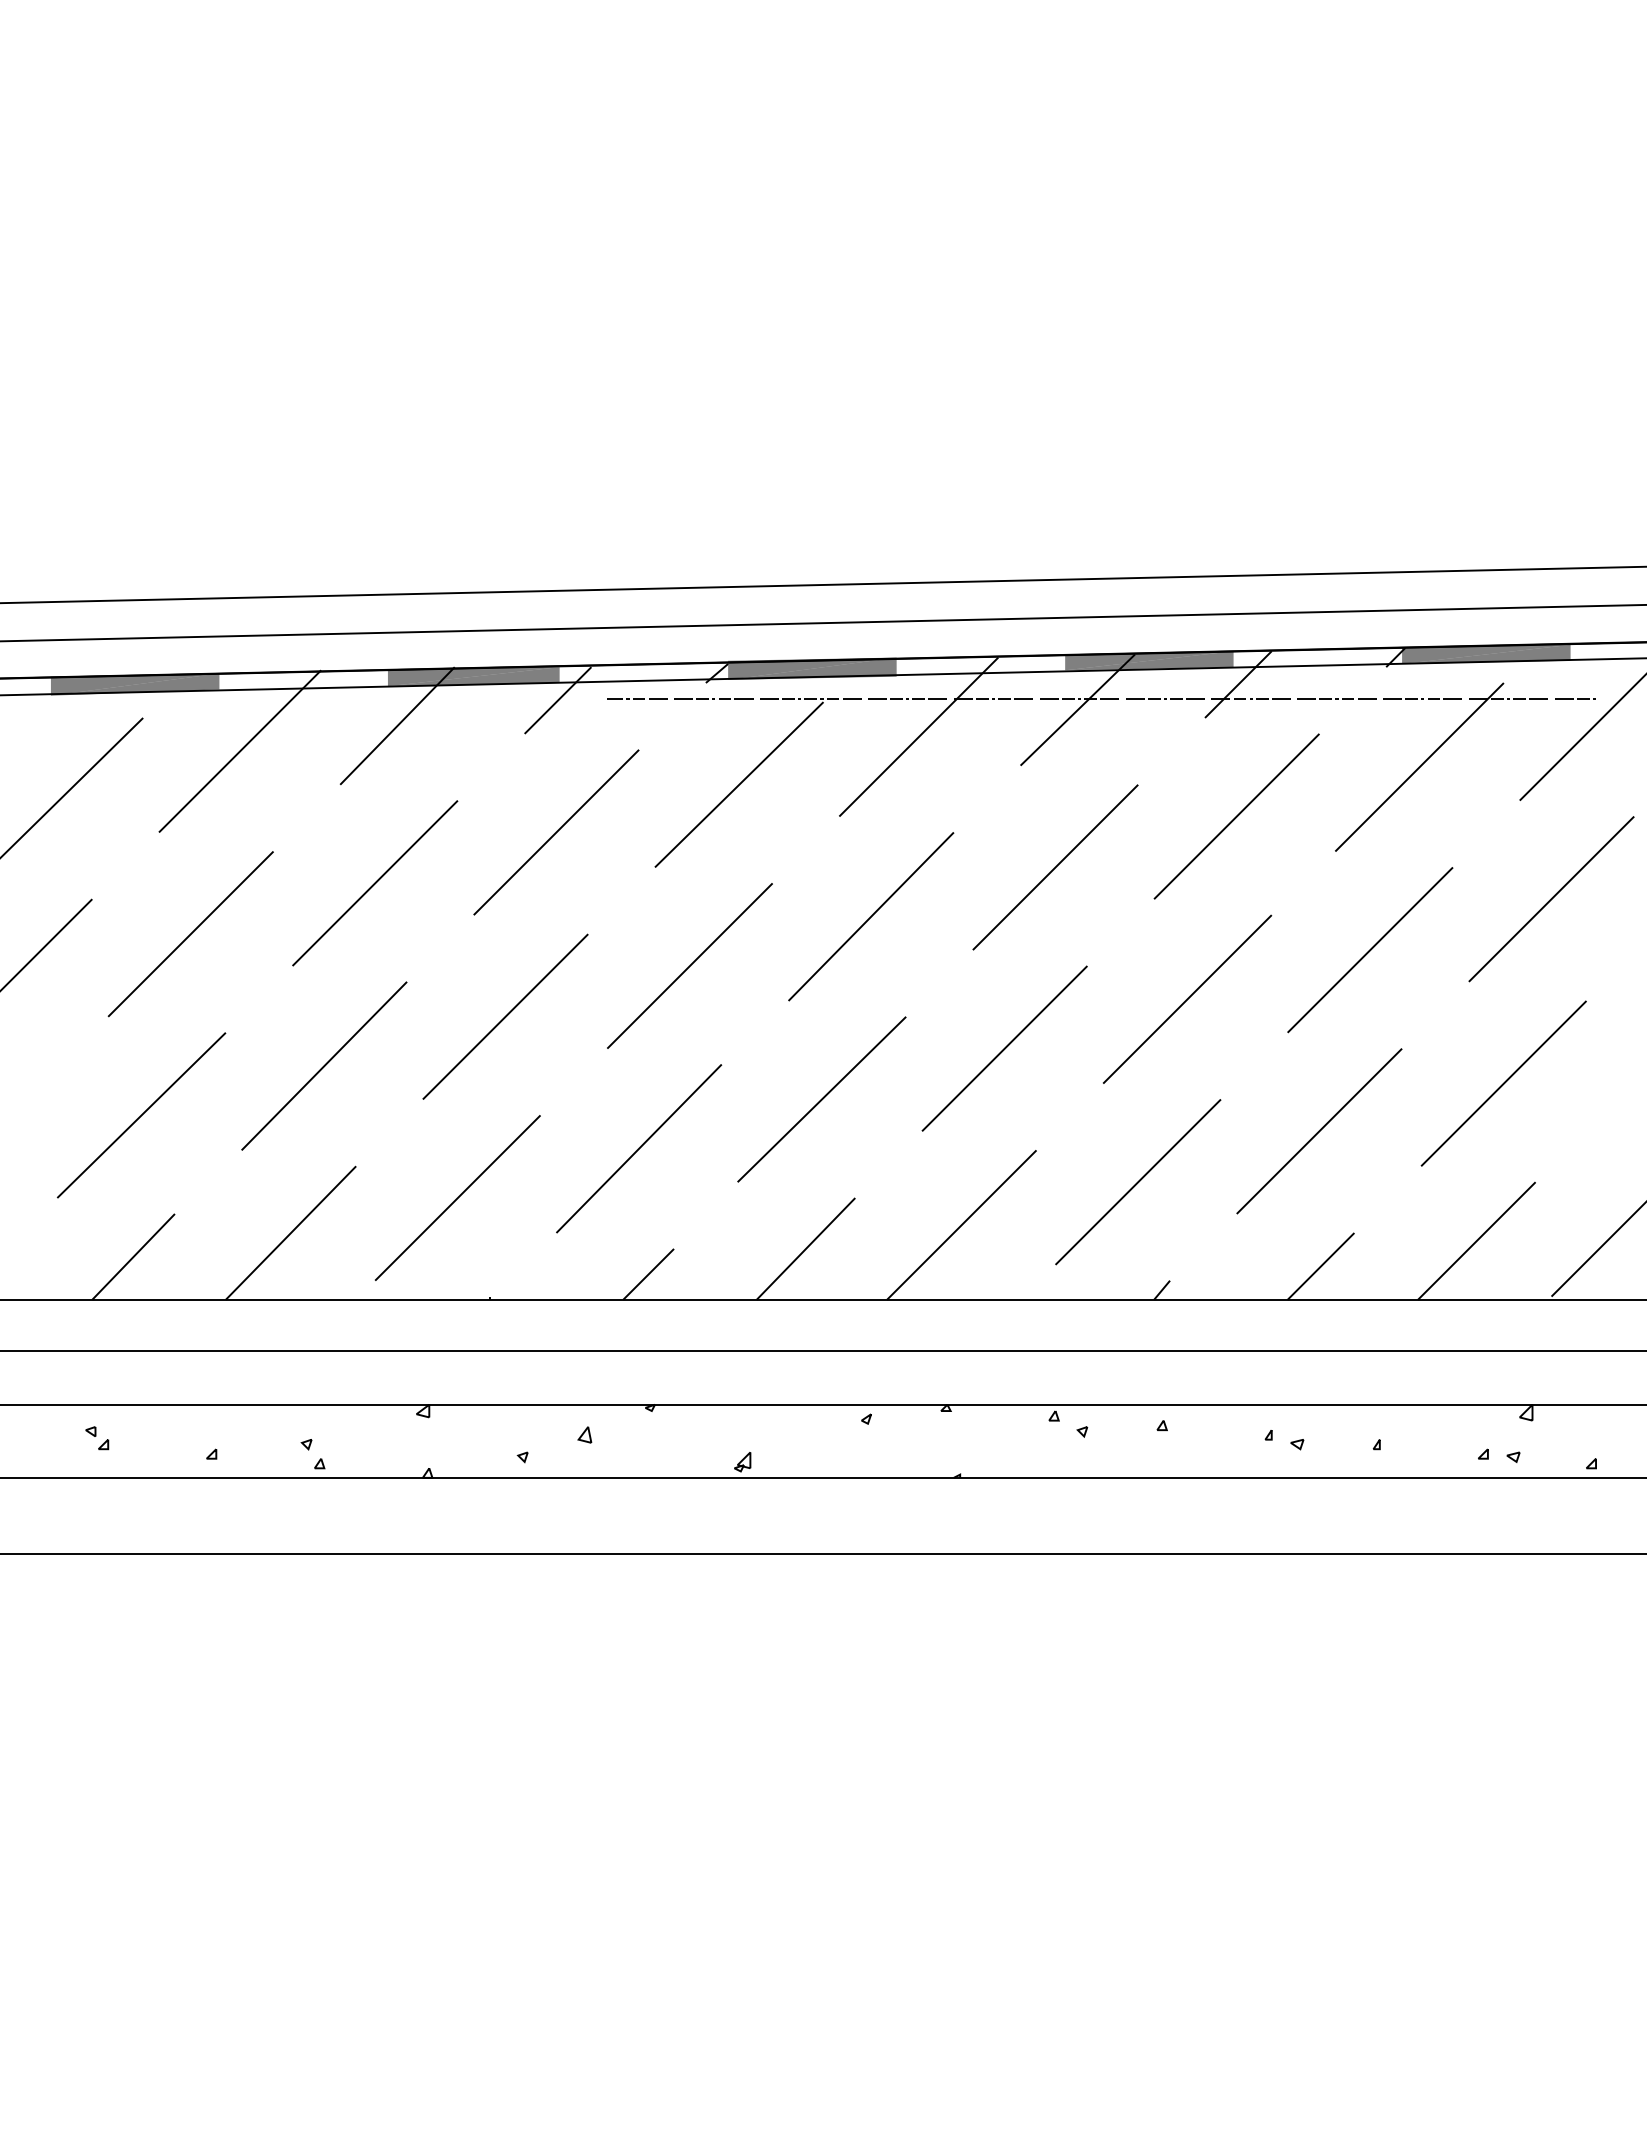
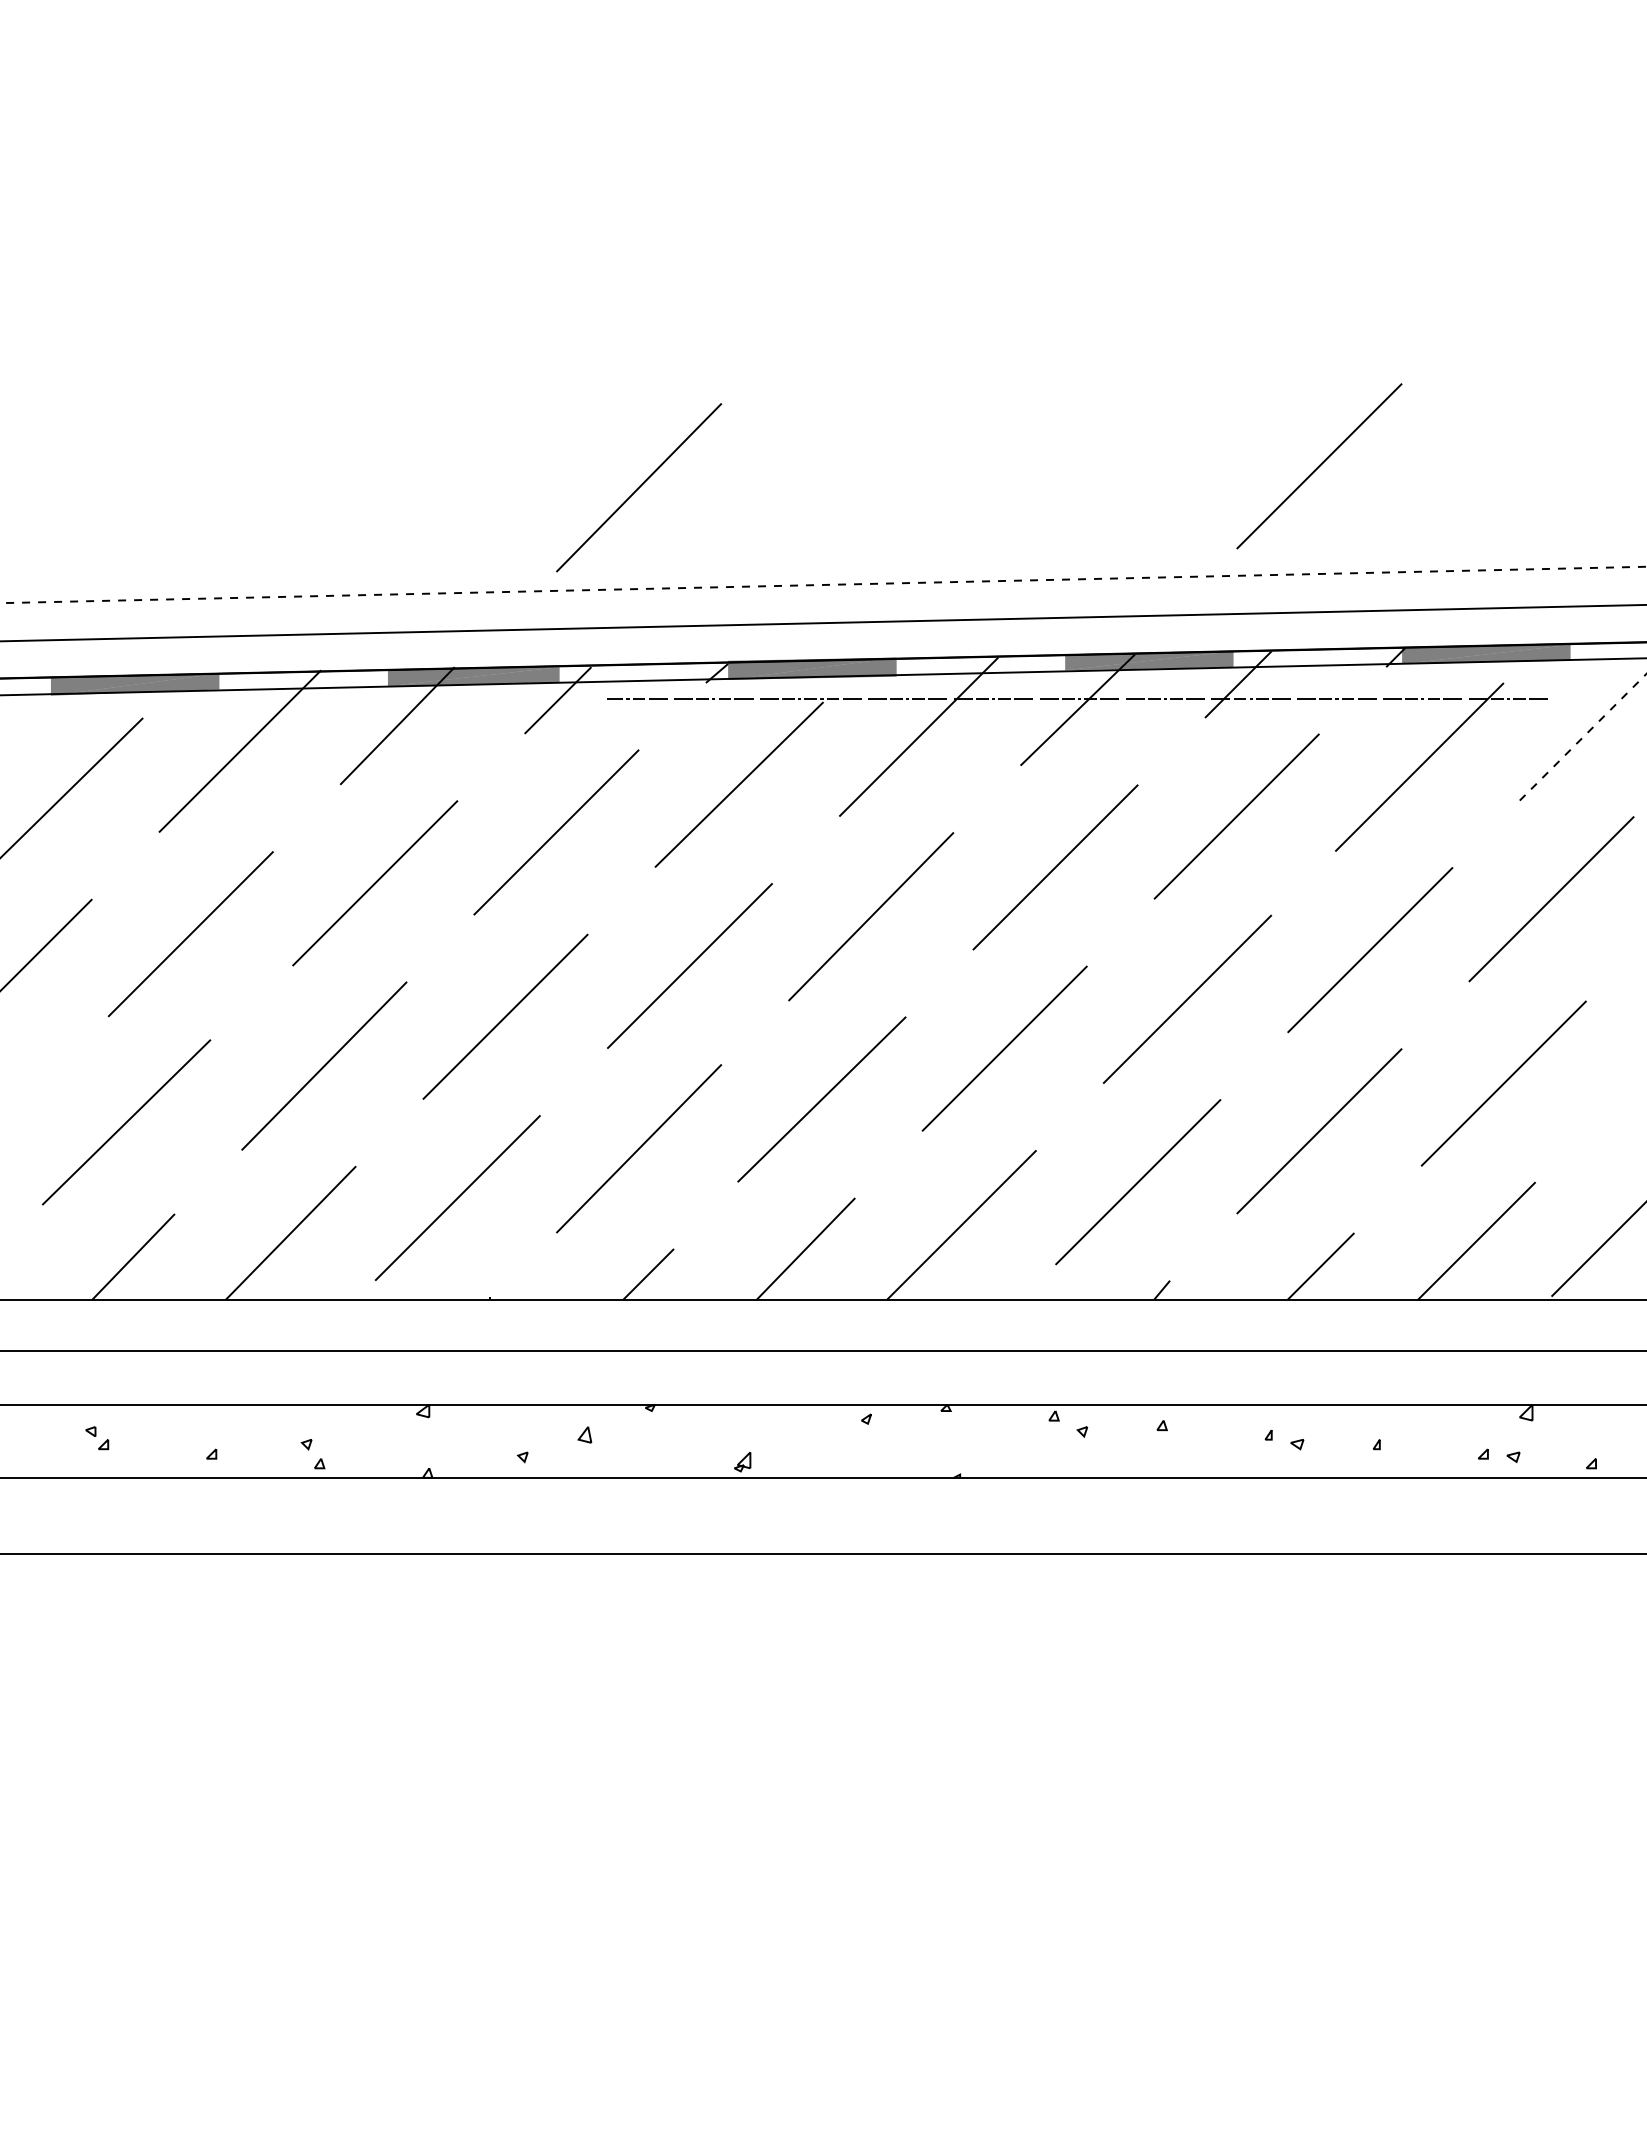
line: none -> present (1319, 466)
line: none -> present (639, 487)
line: solid -> dashed (823, 584)
line: present -> none (1573, 698)
line: solid -> dashed (1583, 737)
line position: (141, 1115) -> (126, 1122) (126, 1122)
